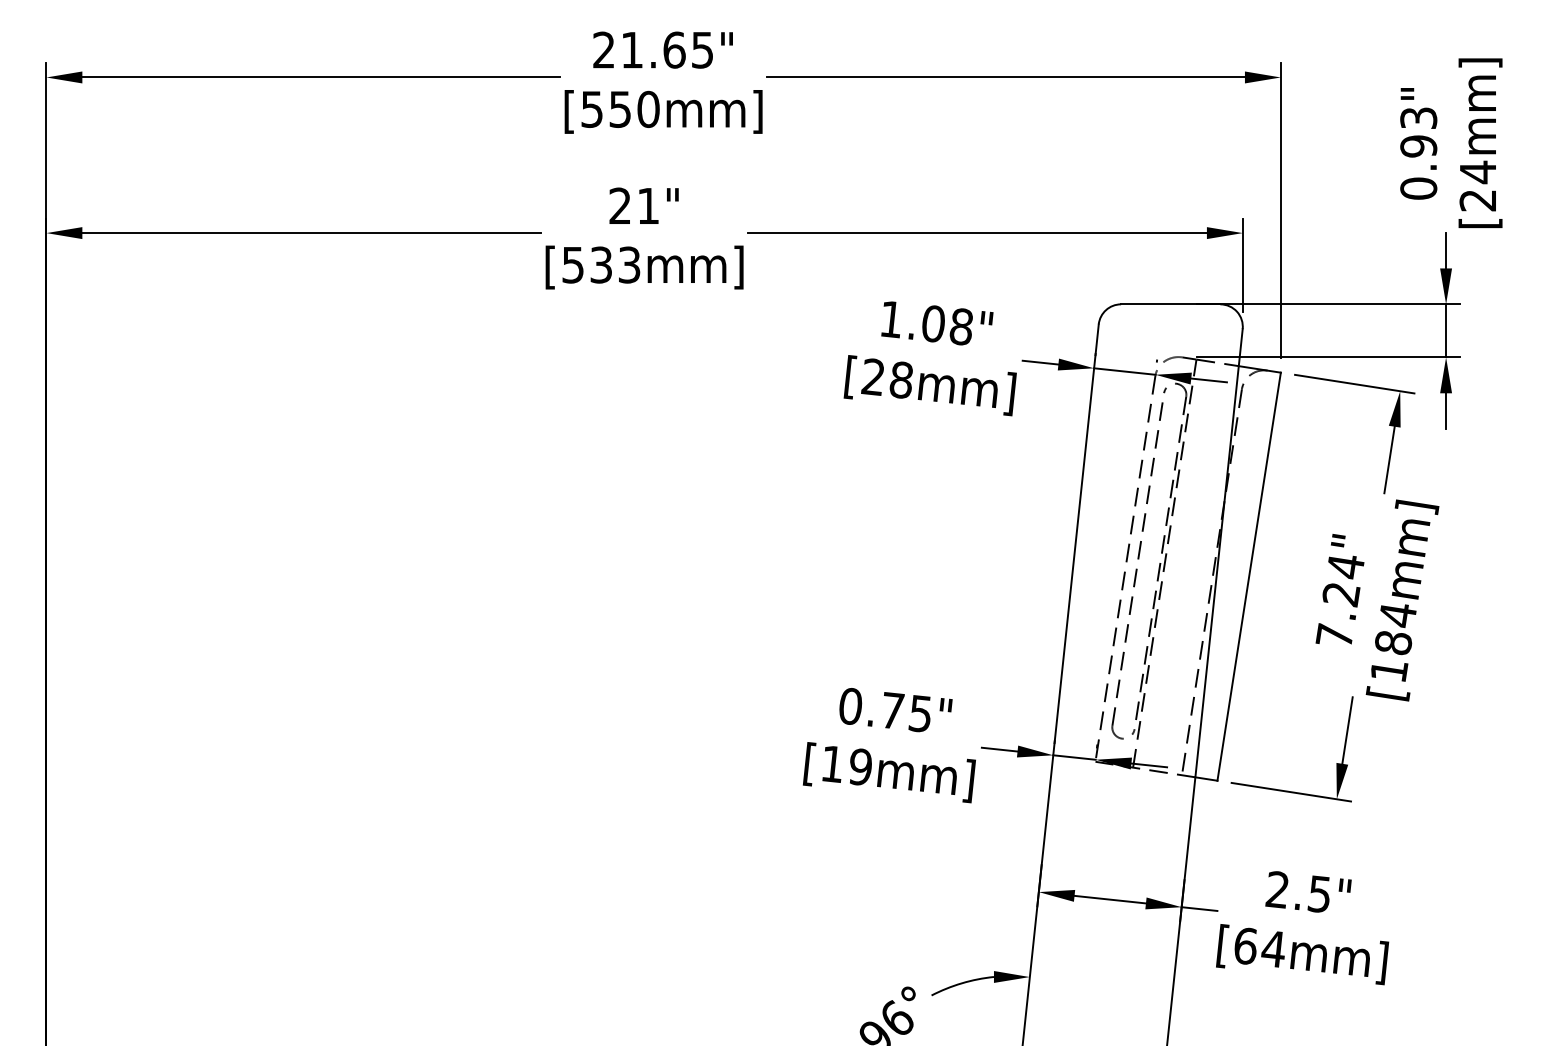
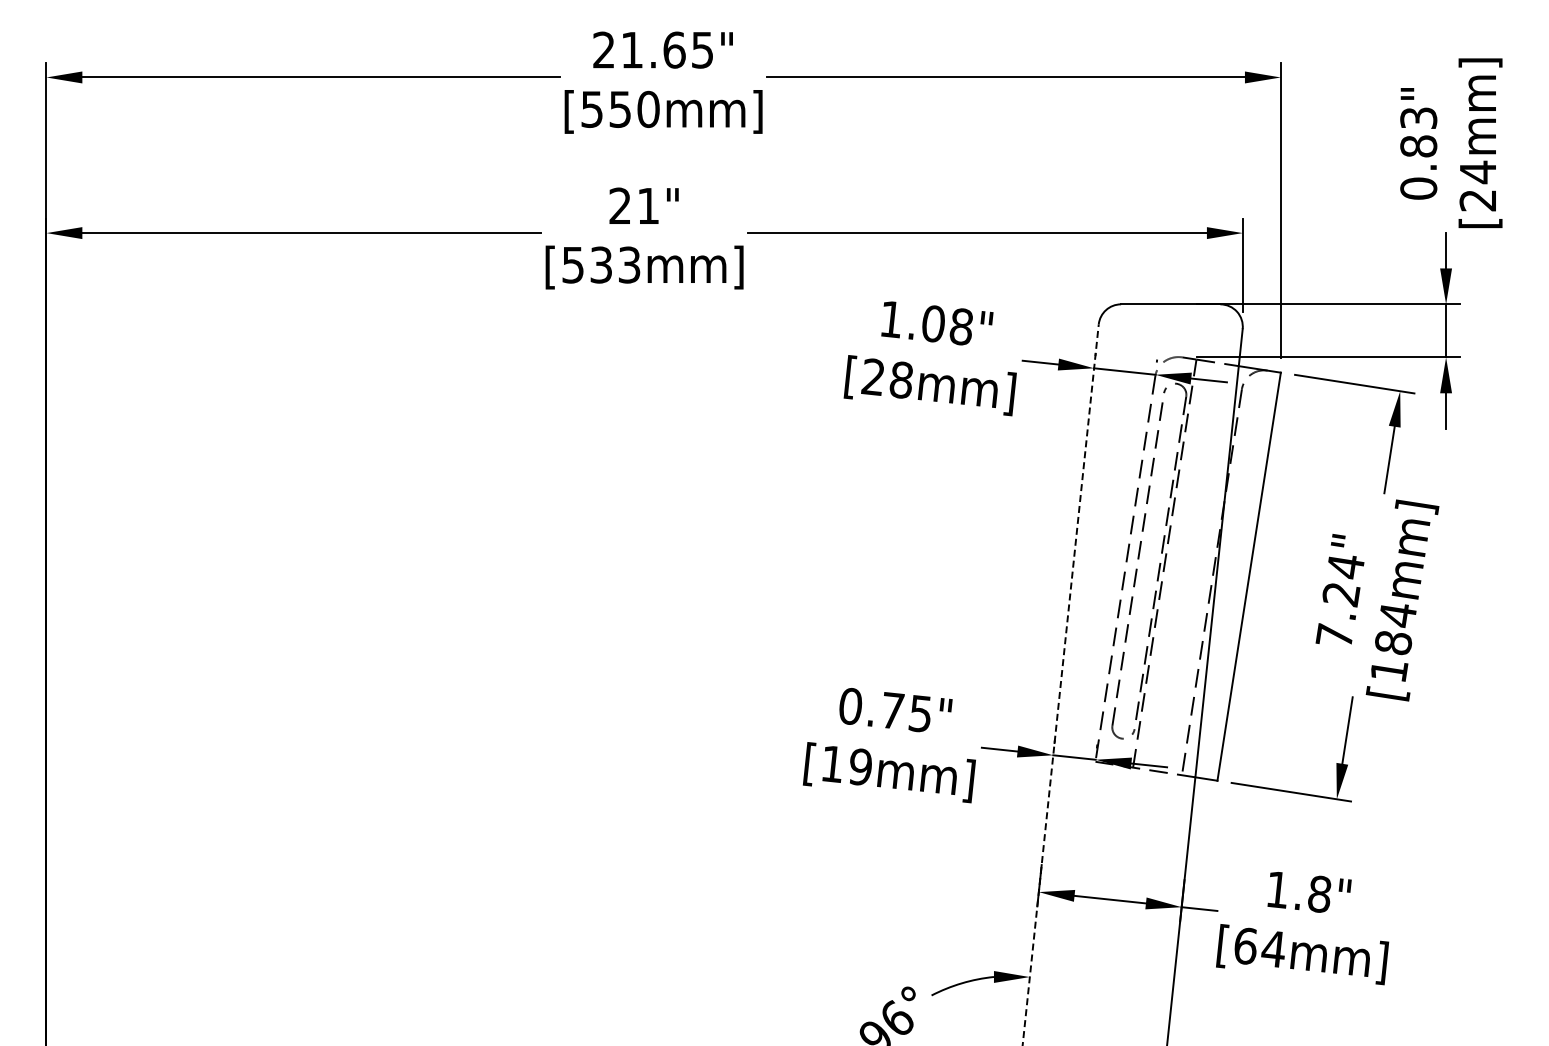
text: 0.93" -> 0.83" (1418, 146)
line: solid -> dashed (1060, 684)
text: 2.5" -> 1.8" (1298, 891)
